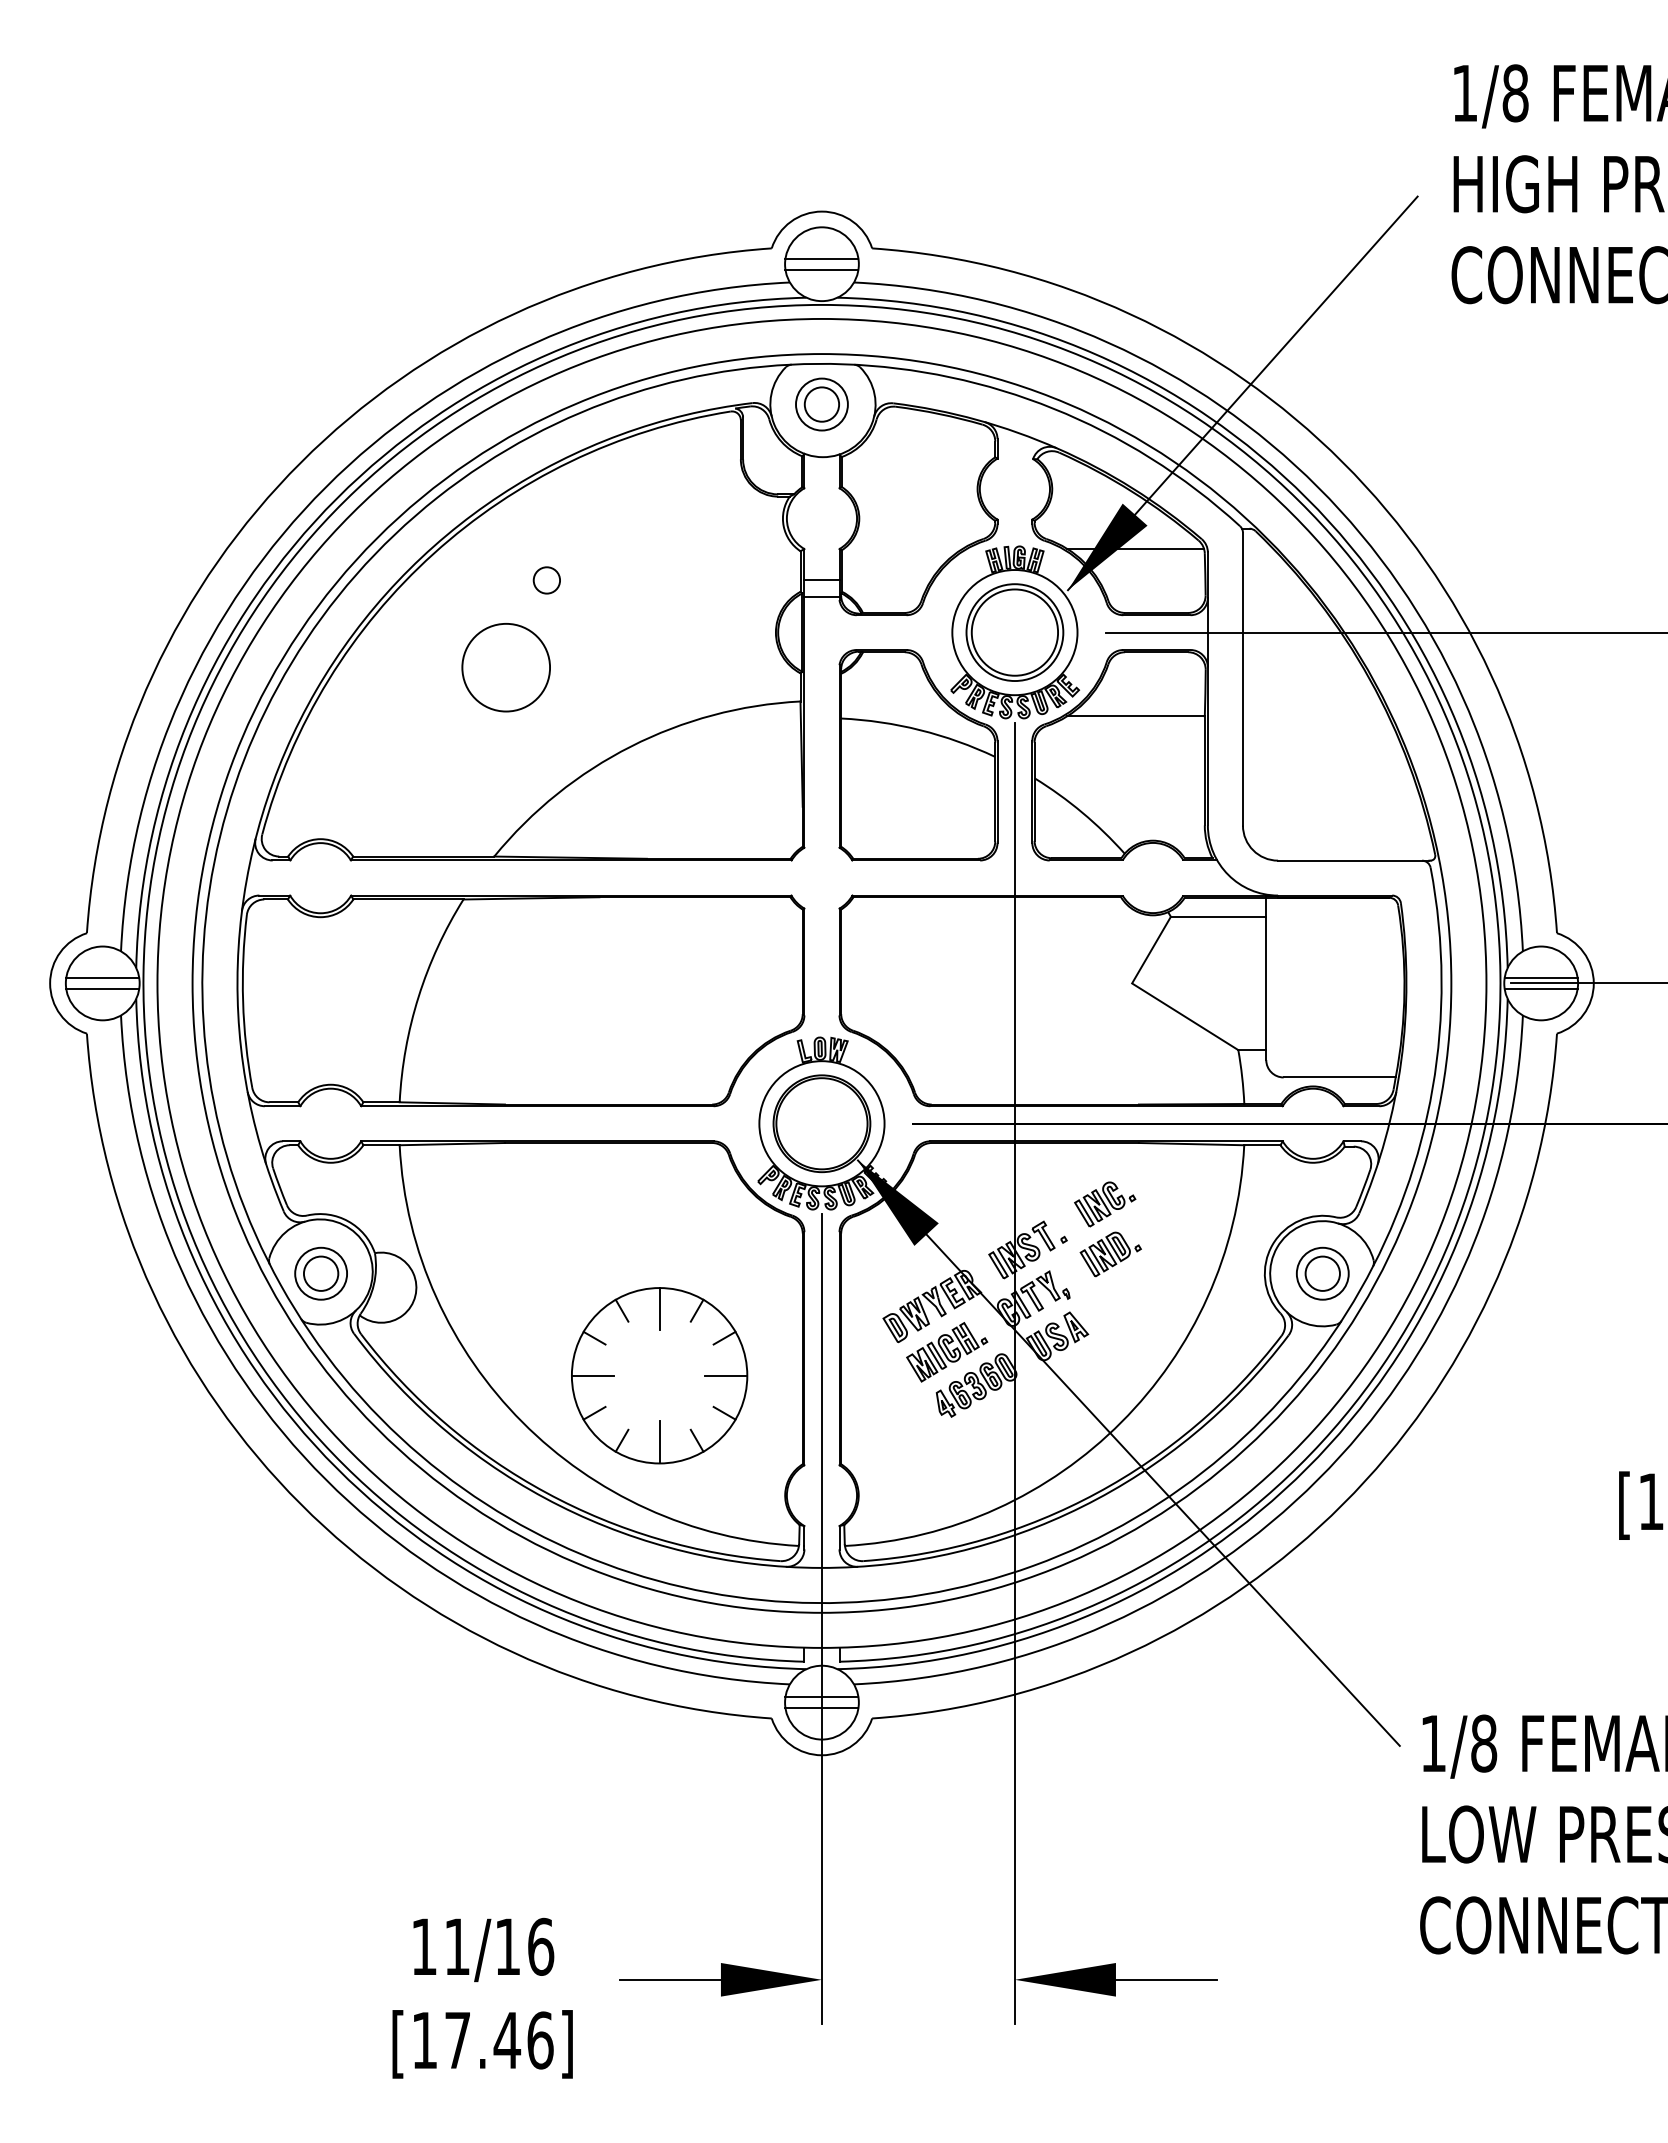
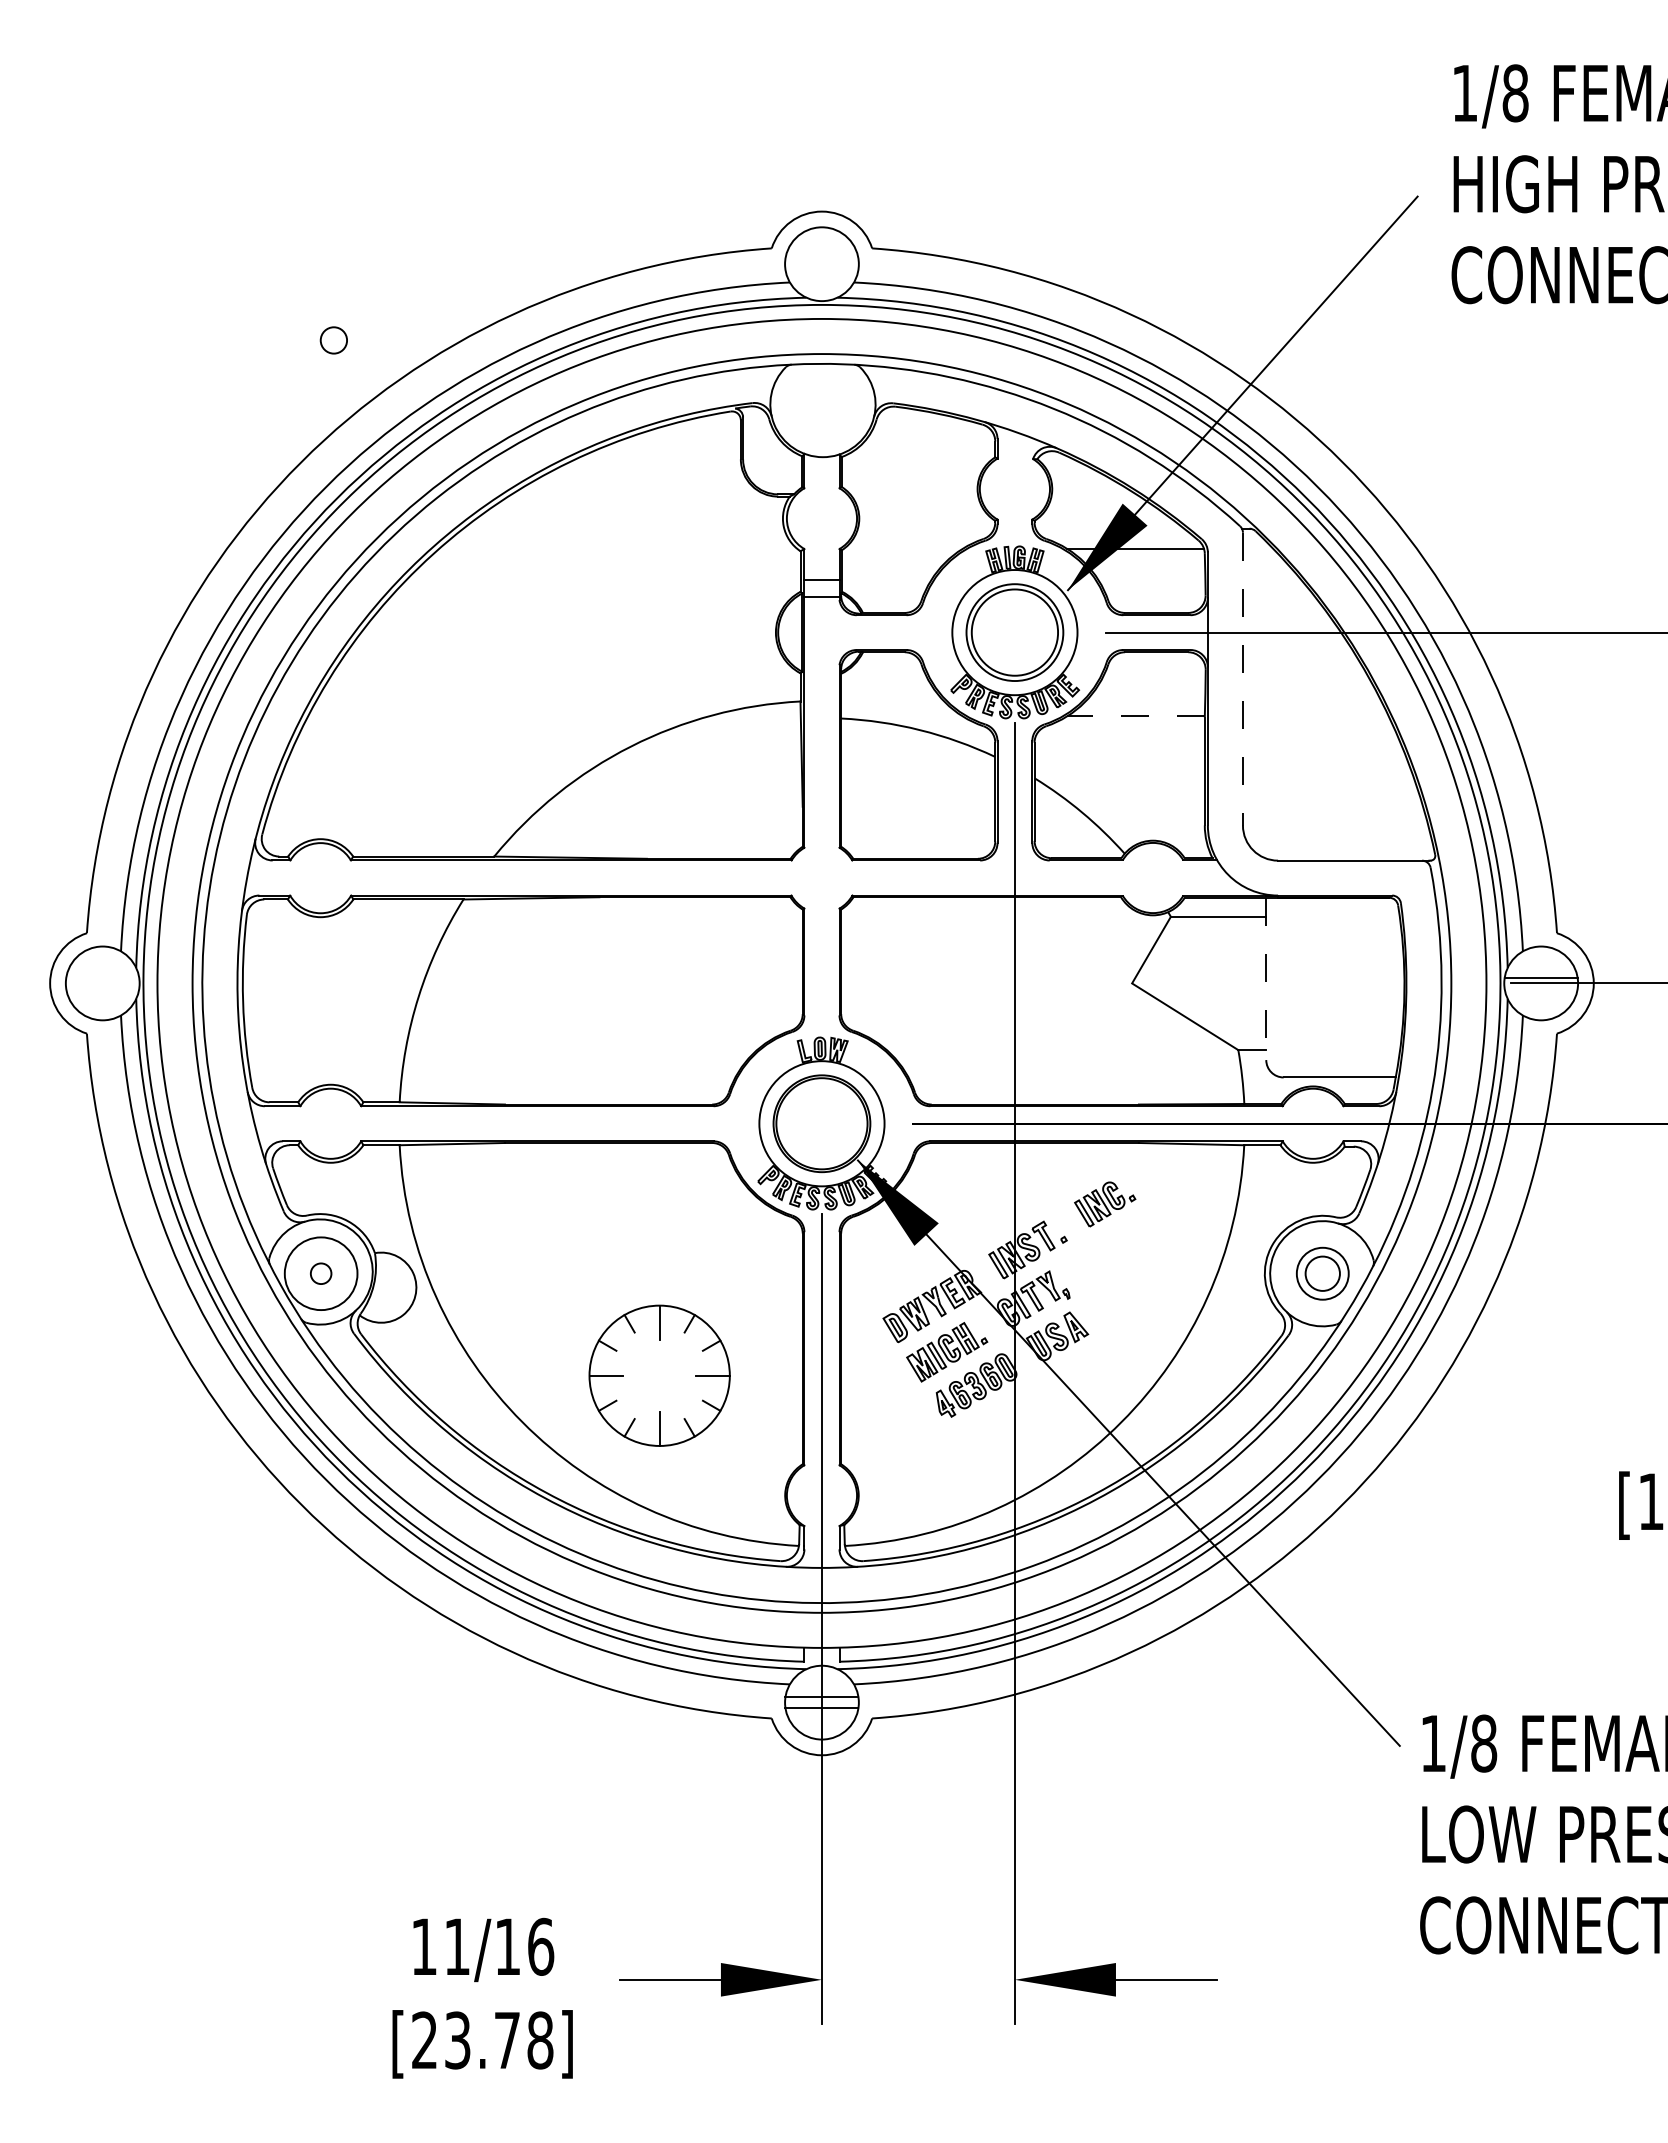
line: present -> none (821, 258)
line: present -> none (821, 269)
part: present -> none (821, 404)
circle position: (546, 580) -> (333, 340) (333, 340)
circle: present -> none (505, 667)
line: solid -> dashed (1242, 679)
line: solid -> dashed (1136, 716)
line: present -> none (102, 977)
line: solid -> dashed (1266, 979)
line: present -> none (102, 989)
line: present -> none (1540, 989)
part: present -> none (1110, 1254)
circle diameter: 34 px -> 21 px (320, 1273)
circle diameter: 52 px -> 73 px (320, 1273)
part size: 178x178 px -> 143x143 px (659, 1375)
text: [17.46] -> [23.78] (482, 2040)
